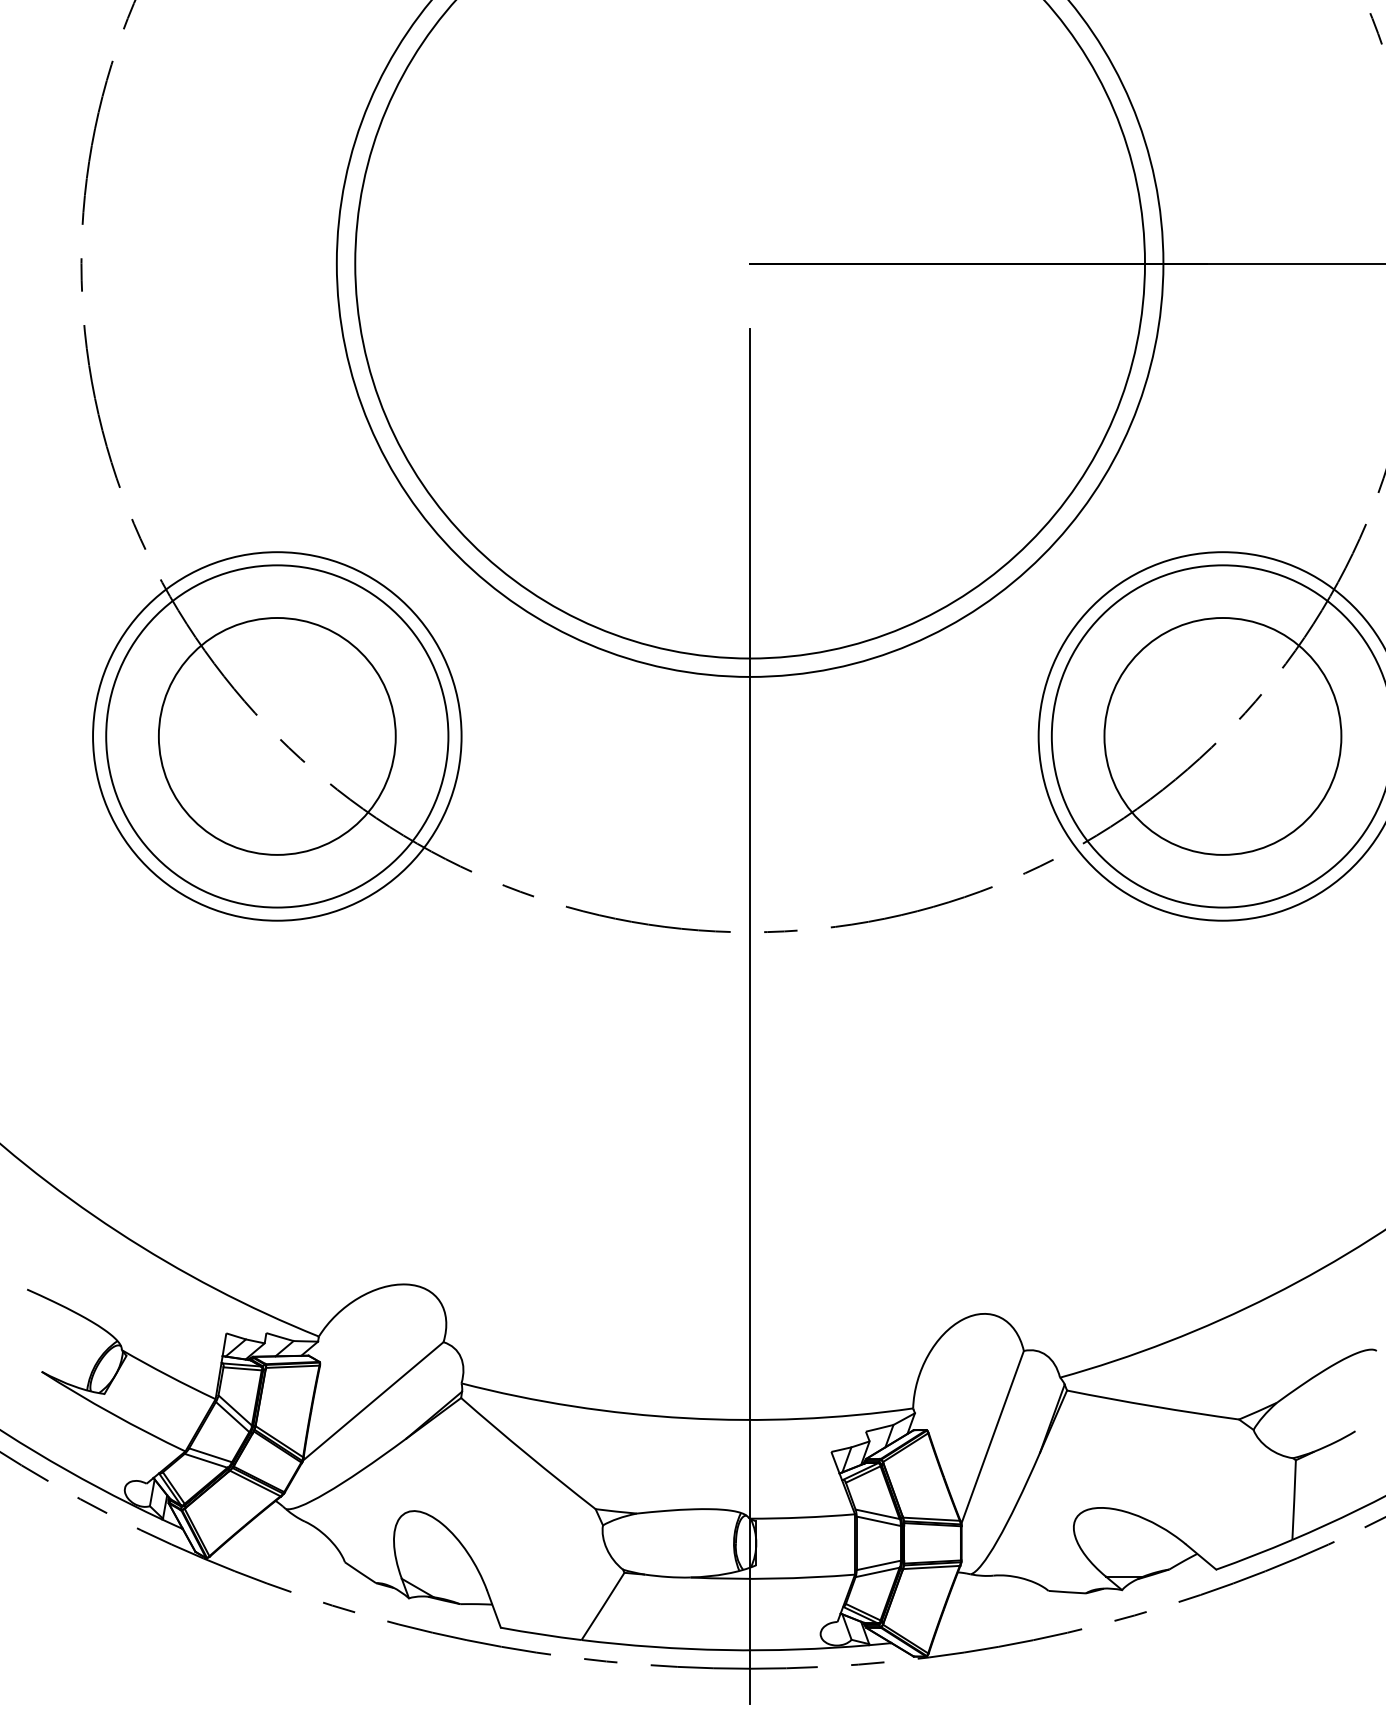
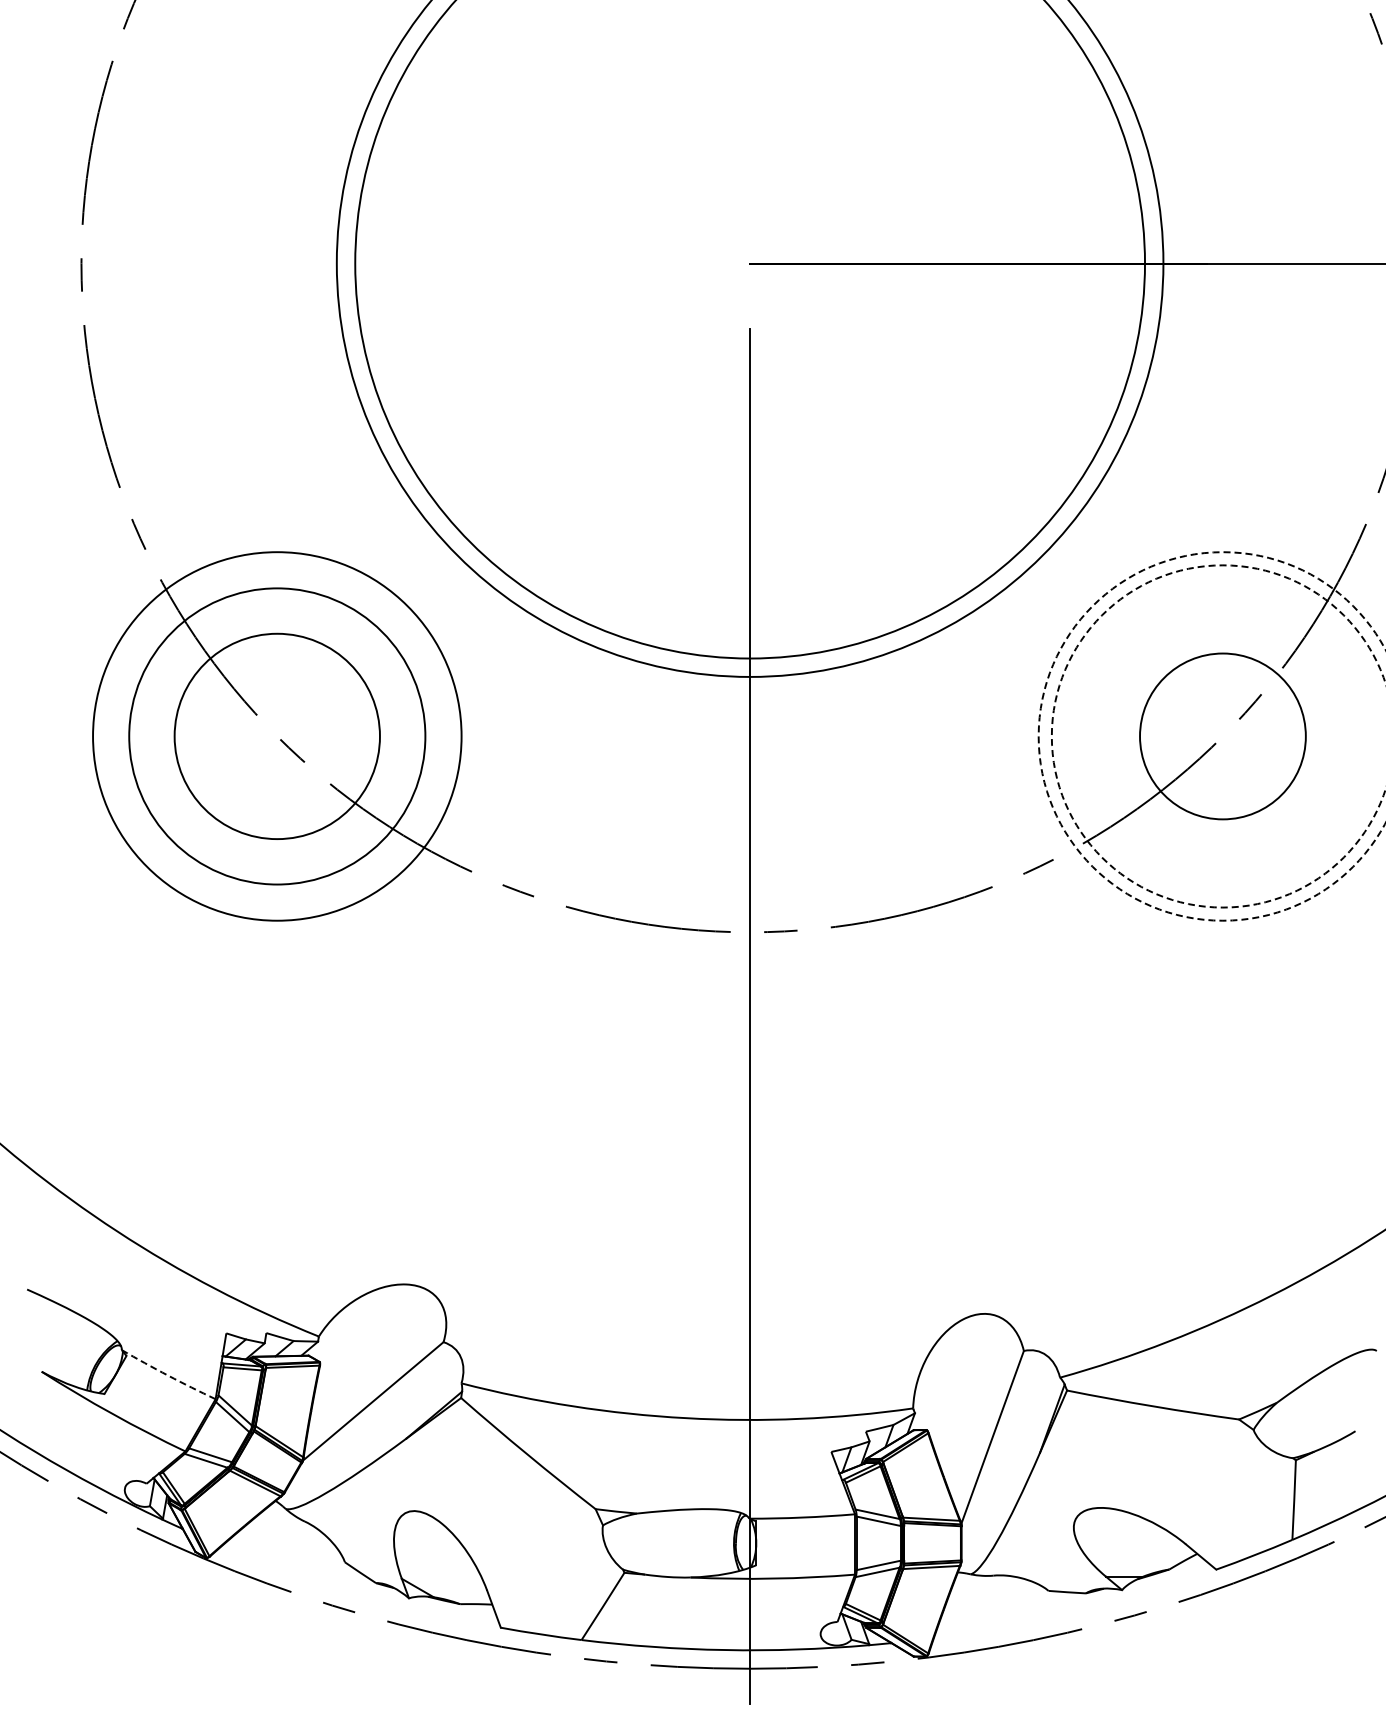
circle diameter: 237 px -> 296 px (277, 736)
circle diameter: 342 px -> 205 px (276, 736)
circle: solid -> dashed (1211, 736)
circle: solid -> dashed (1218, 736)
circle diameter: 237 px -> 166 px (1222, 736)
arc: solid -> dashed (168, 1375)
